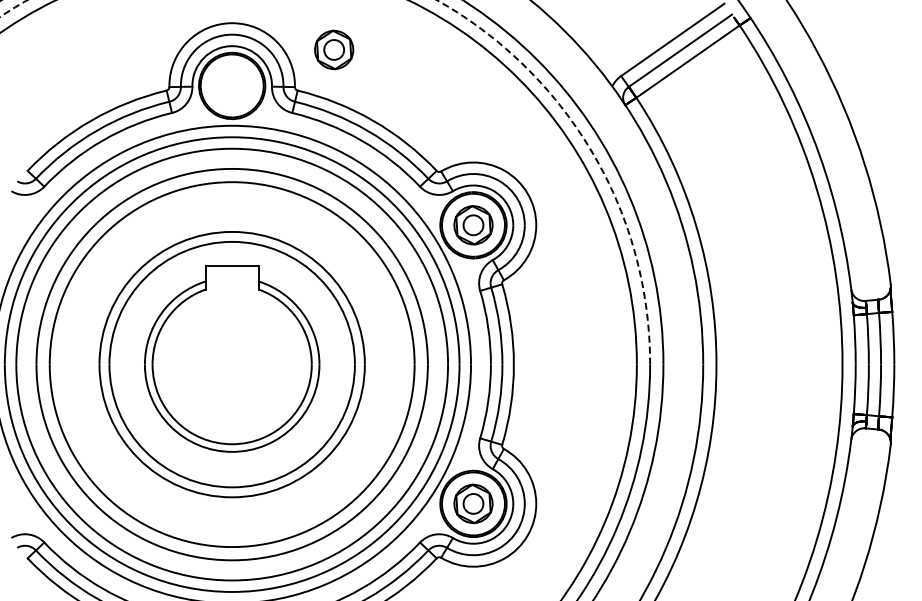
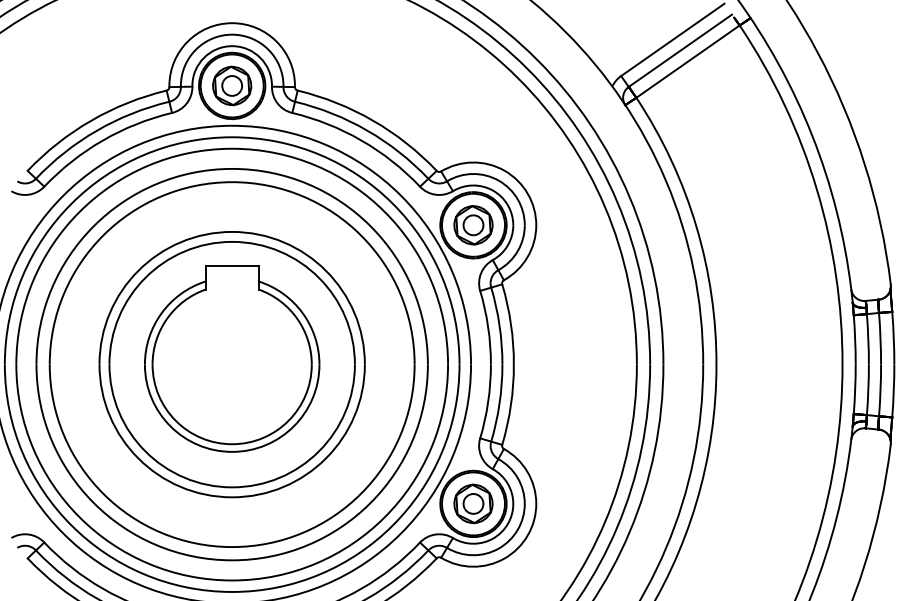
part position: (334, 49) -> (232, 85) (232, 85)
arc: dashed -> solid (583, 138)
